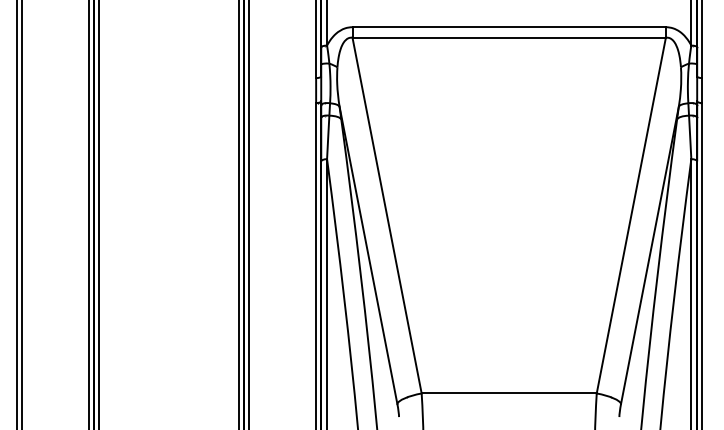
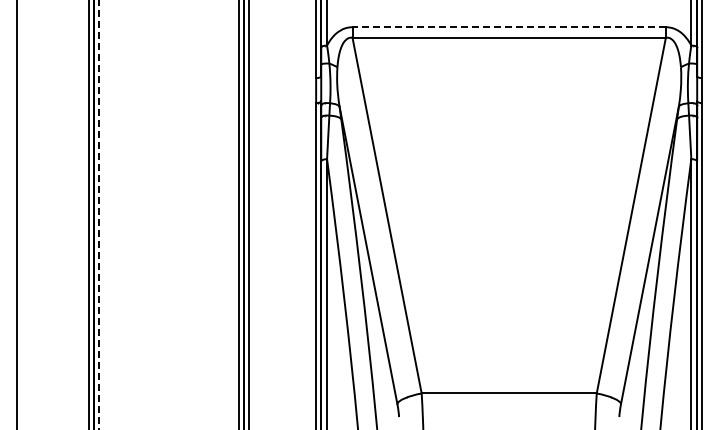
line: solid -> dashed (509, 27)
line: present -> none (21, 214)
line: solid -> dashed (98, 215)
